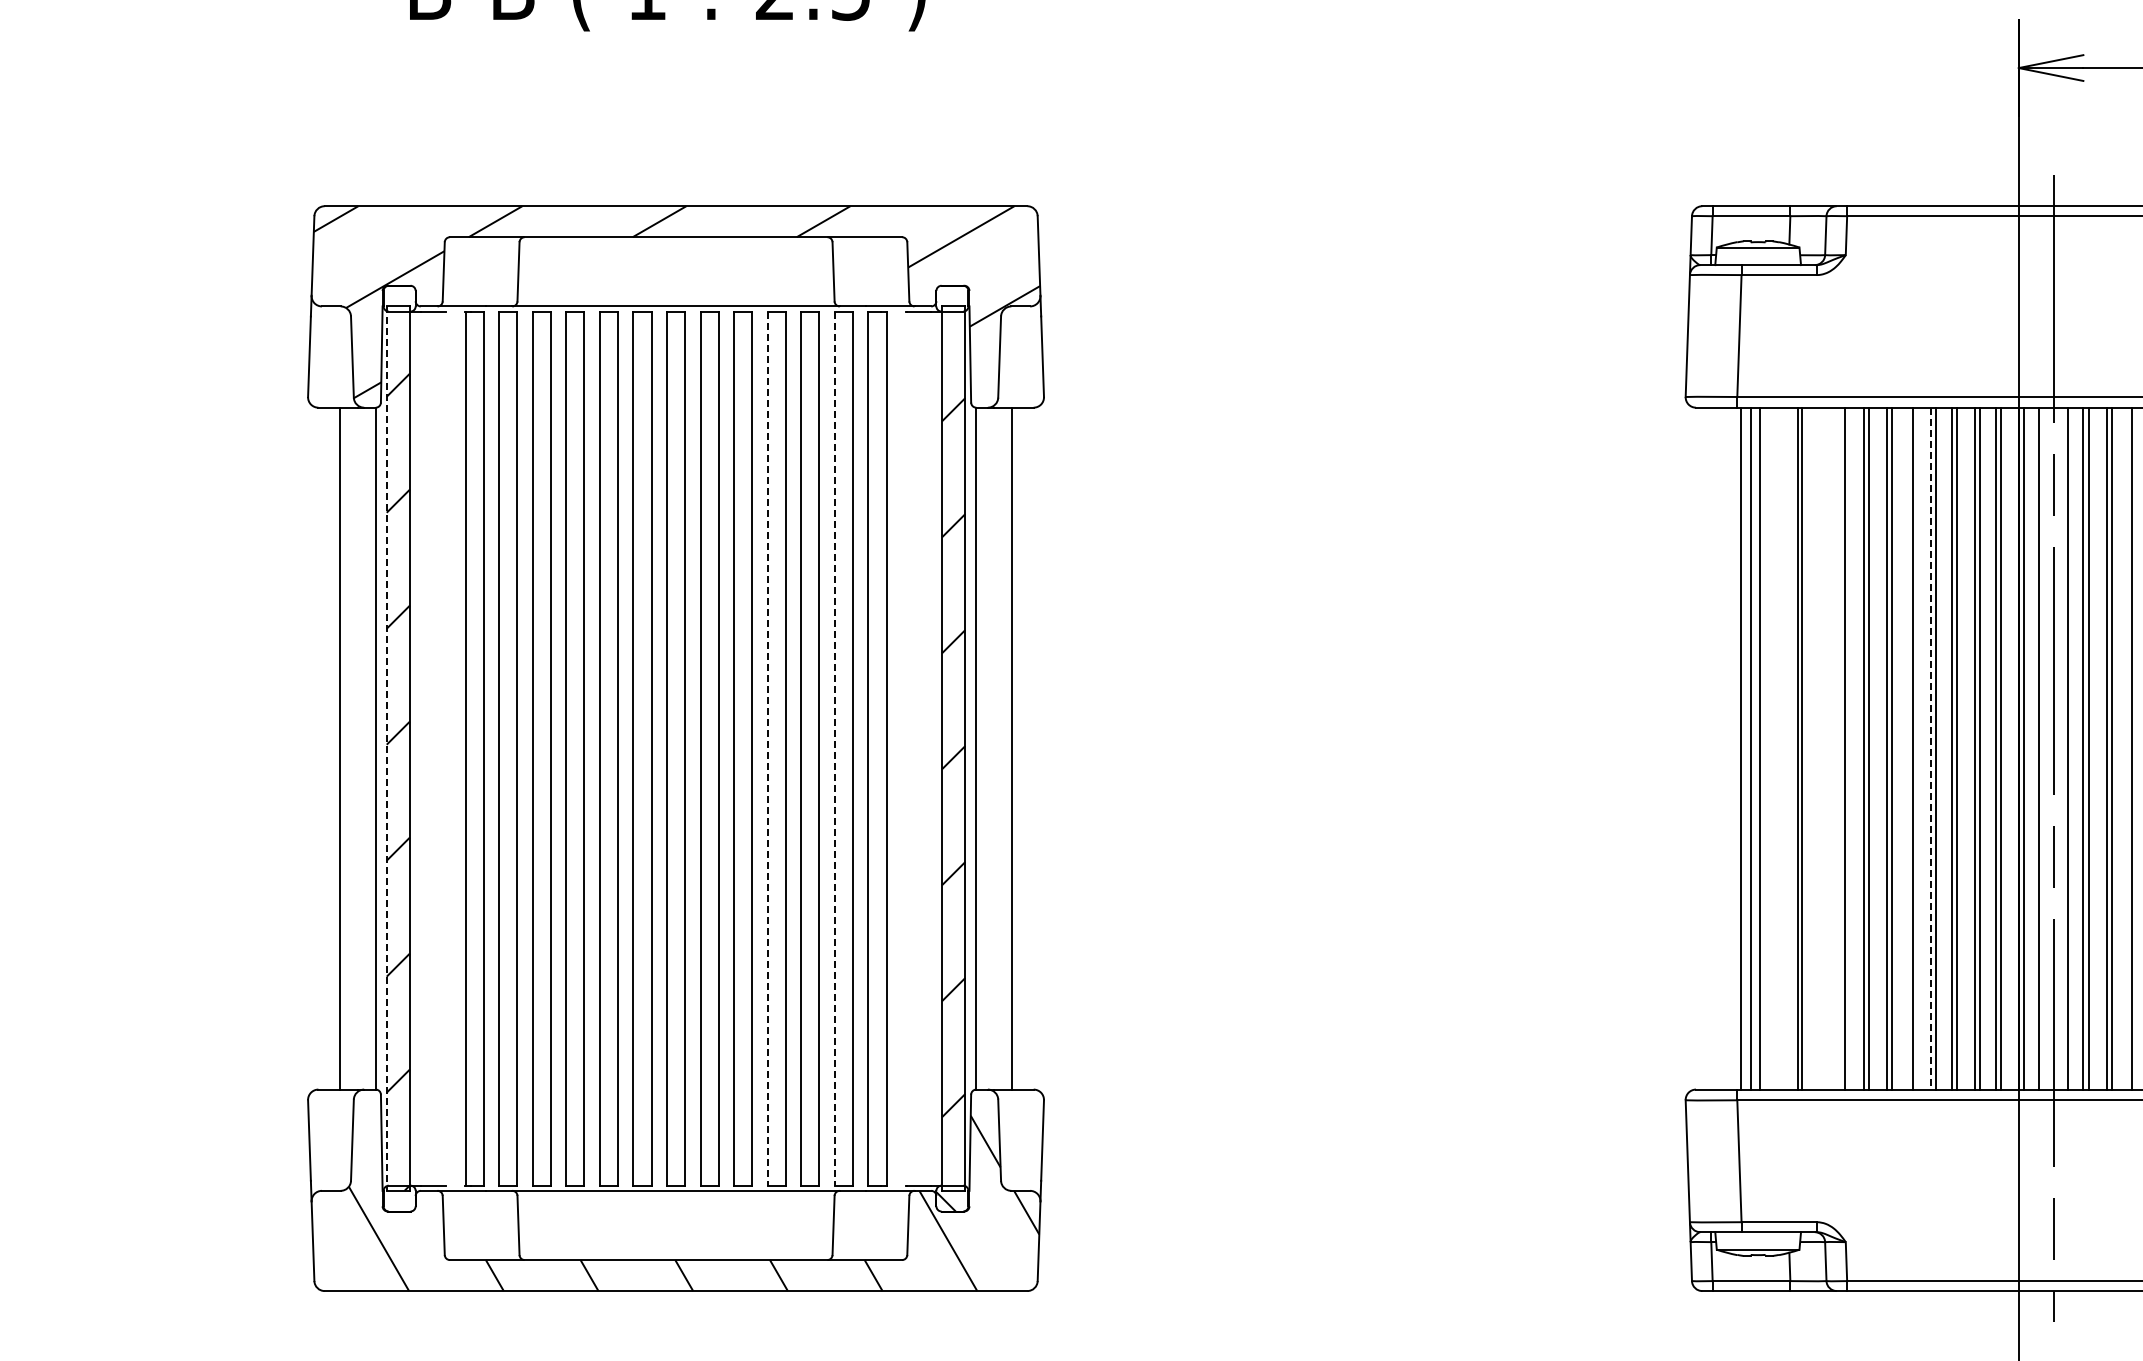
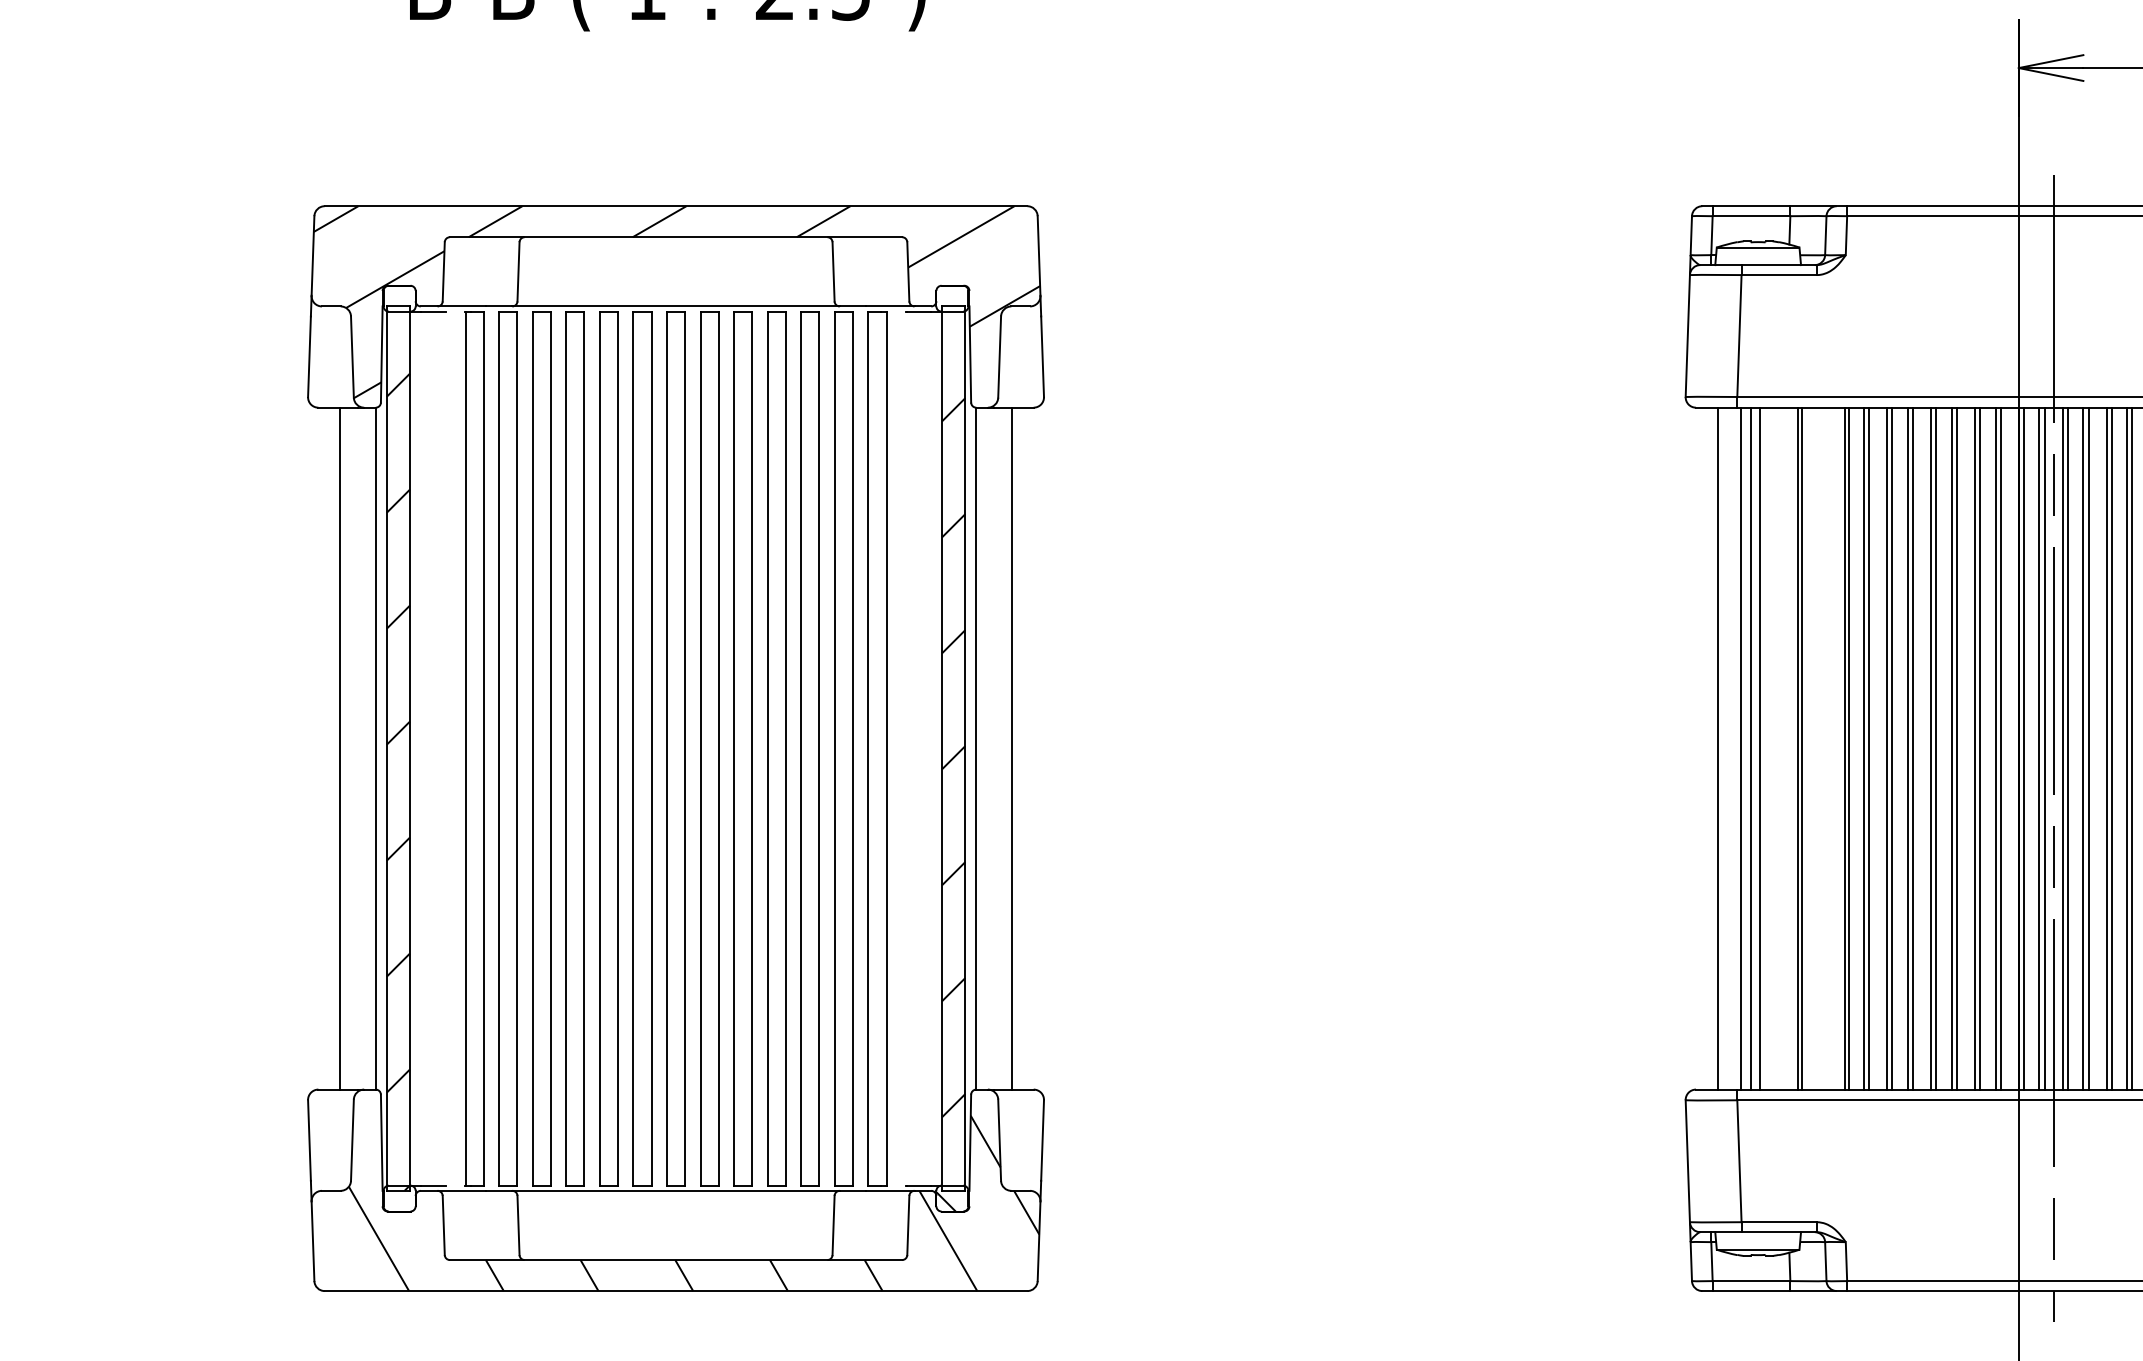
line: none -> present (1717, 748)
line: none -> present (1849, 748)
line: none -> present (1907, 748)
line: dashed -> solid (1930, 748)
line: none -> present (2044, 748)
line: none -> present (2062, 748)
line: none -> present (2127, 748)
line: dashed -> solid (386, 749)
line: dashed -> solid (767, 749)
line: dashed -> solid (834, 749)
